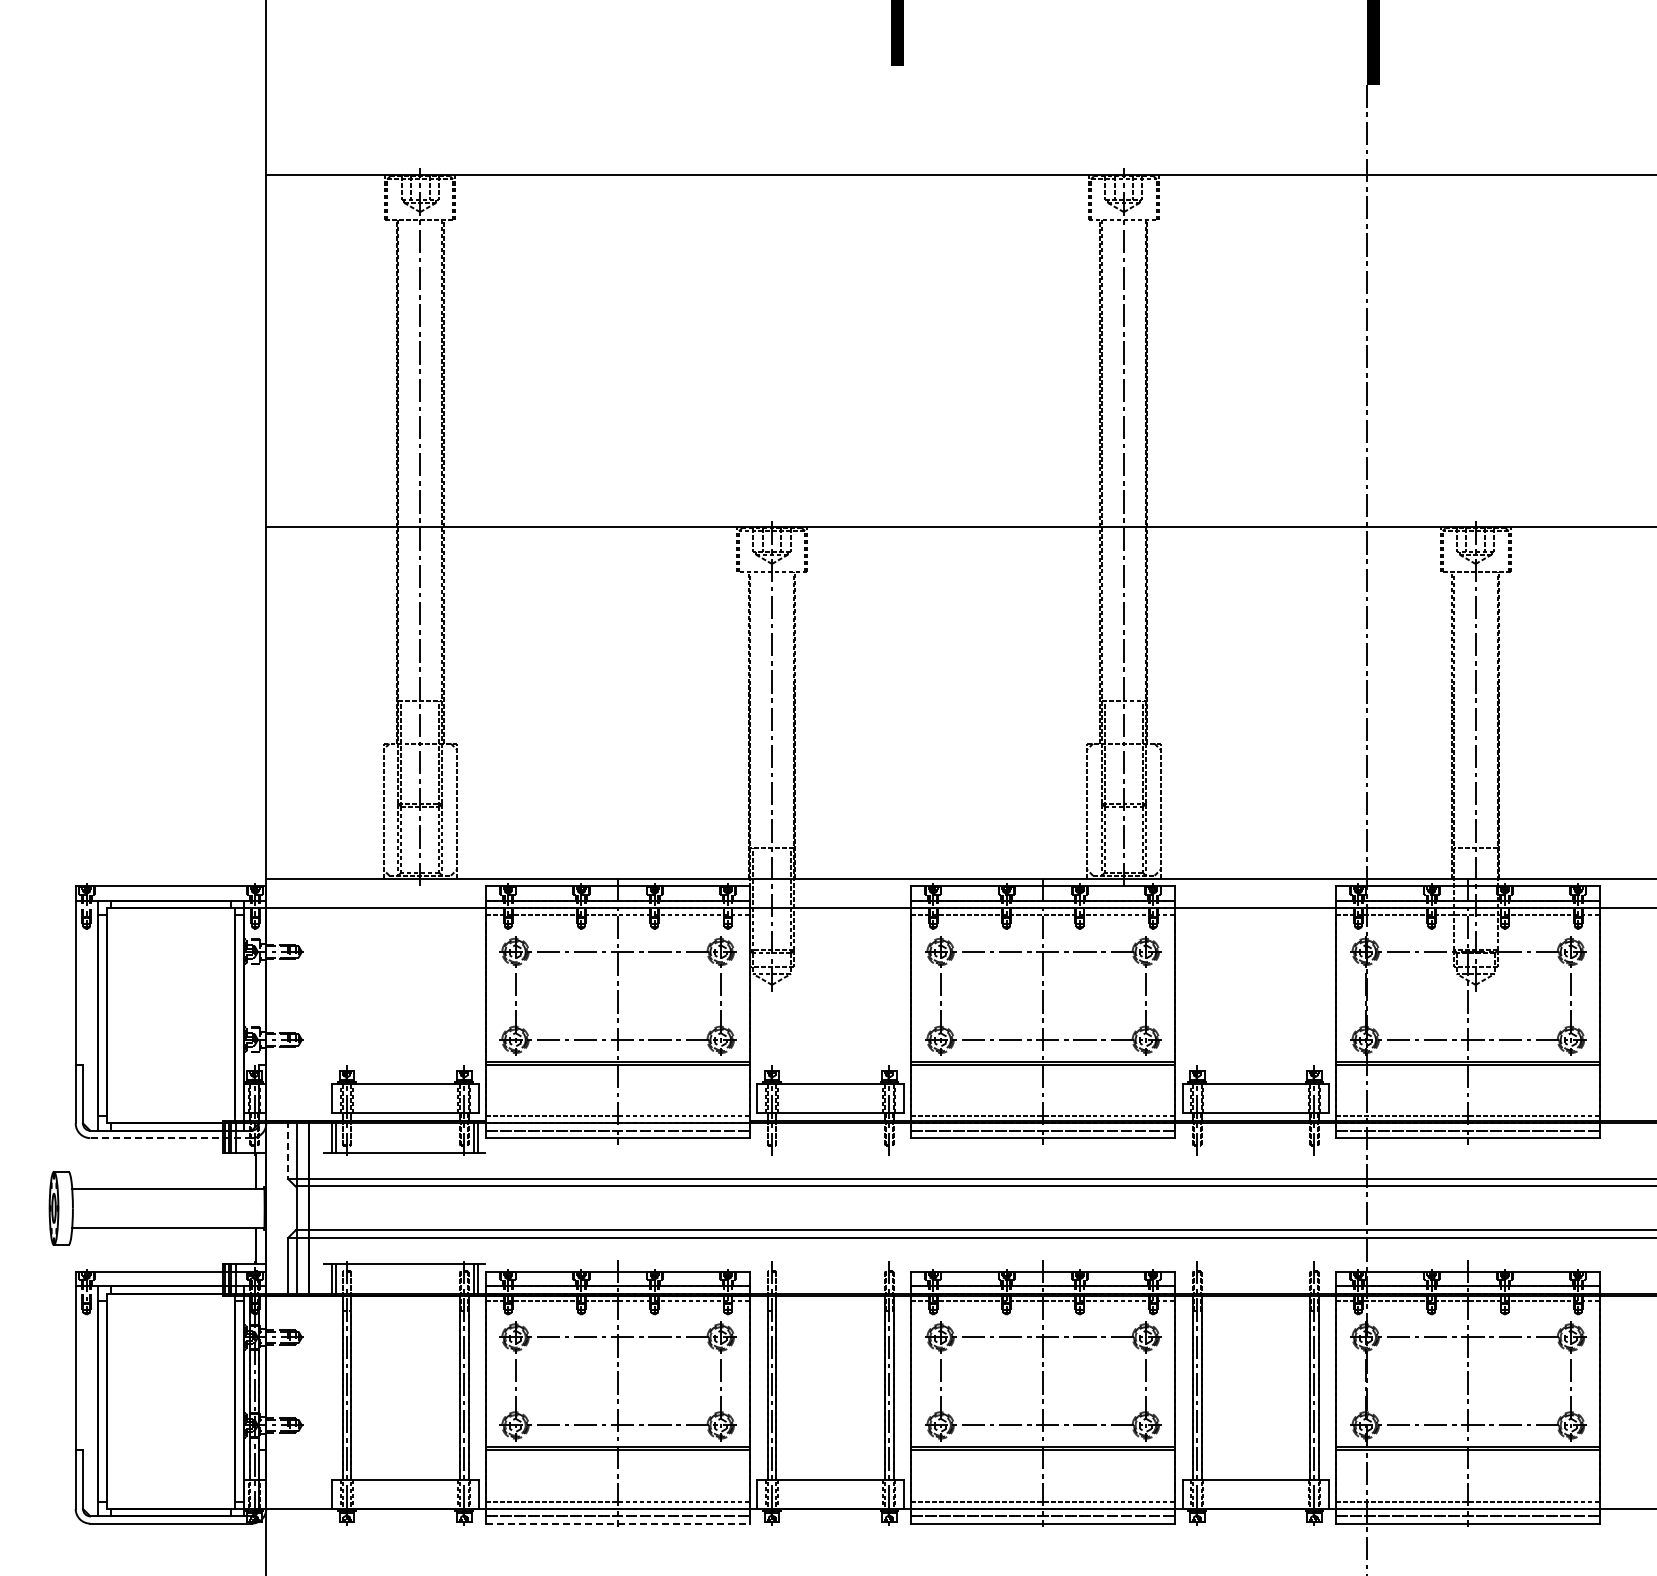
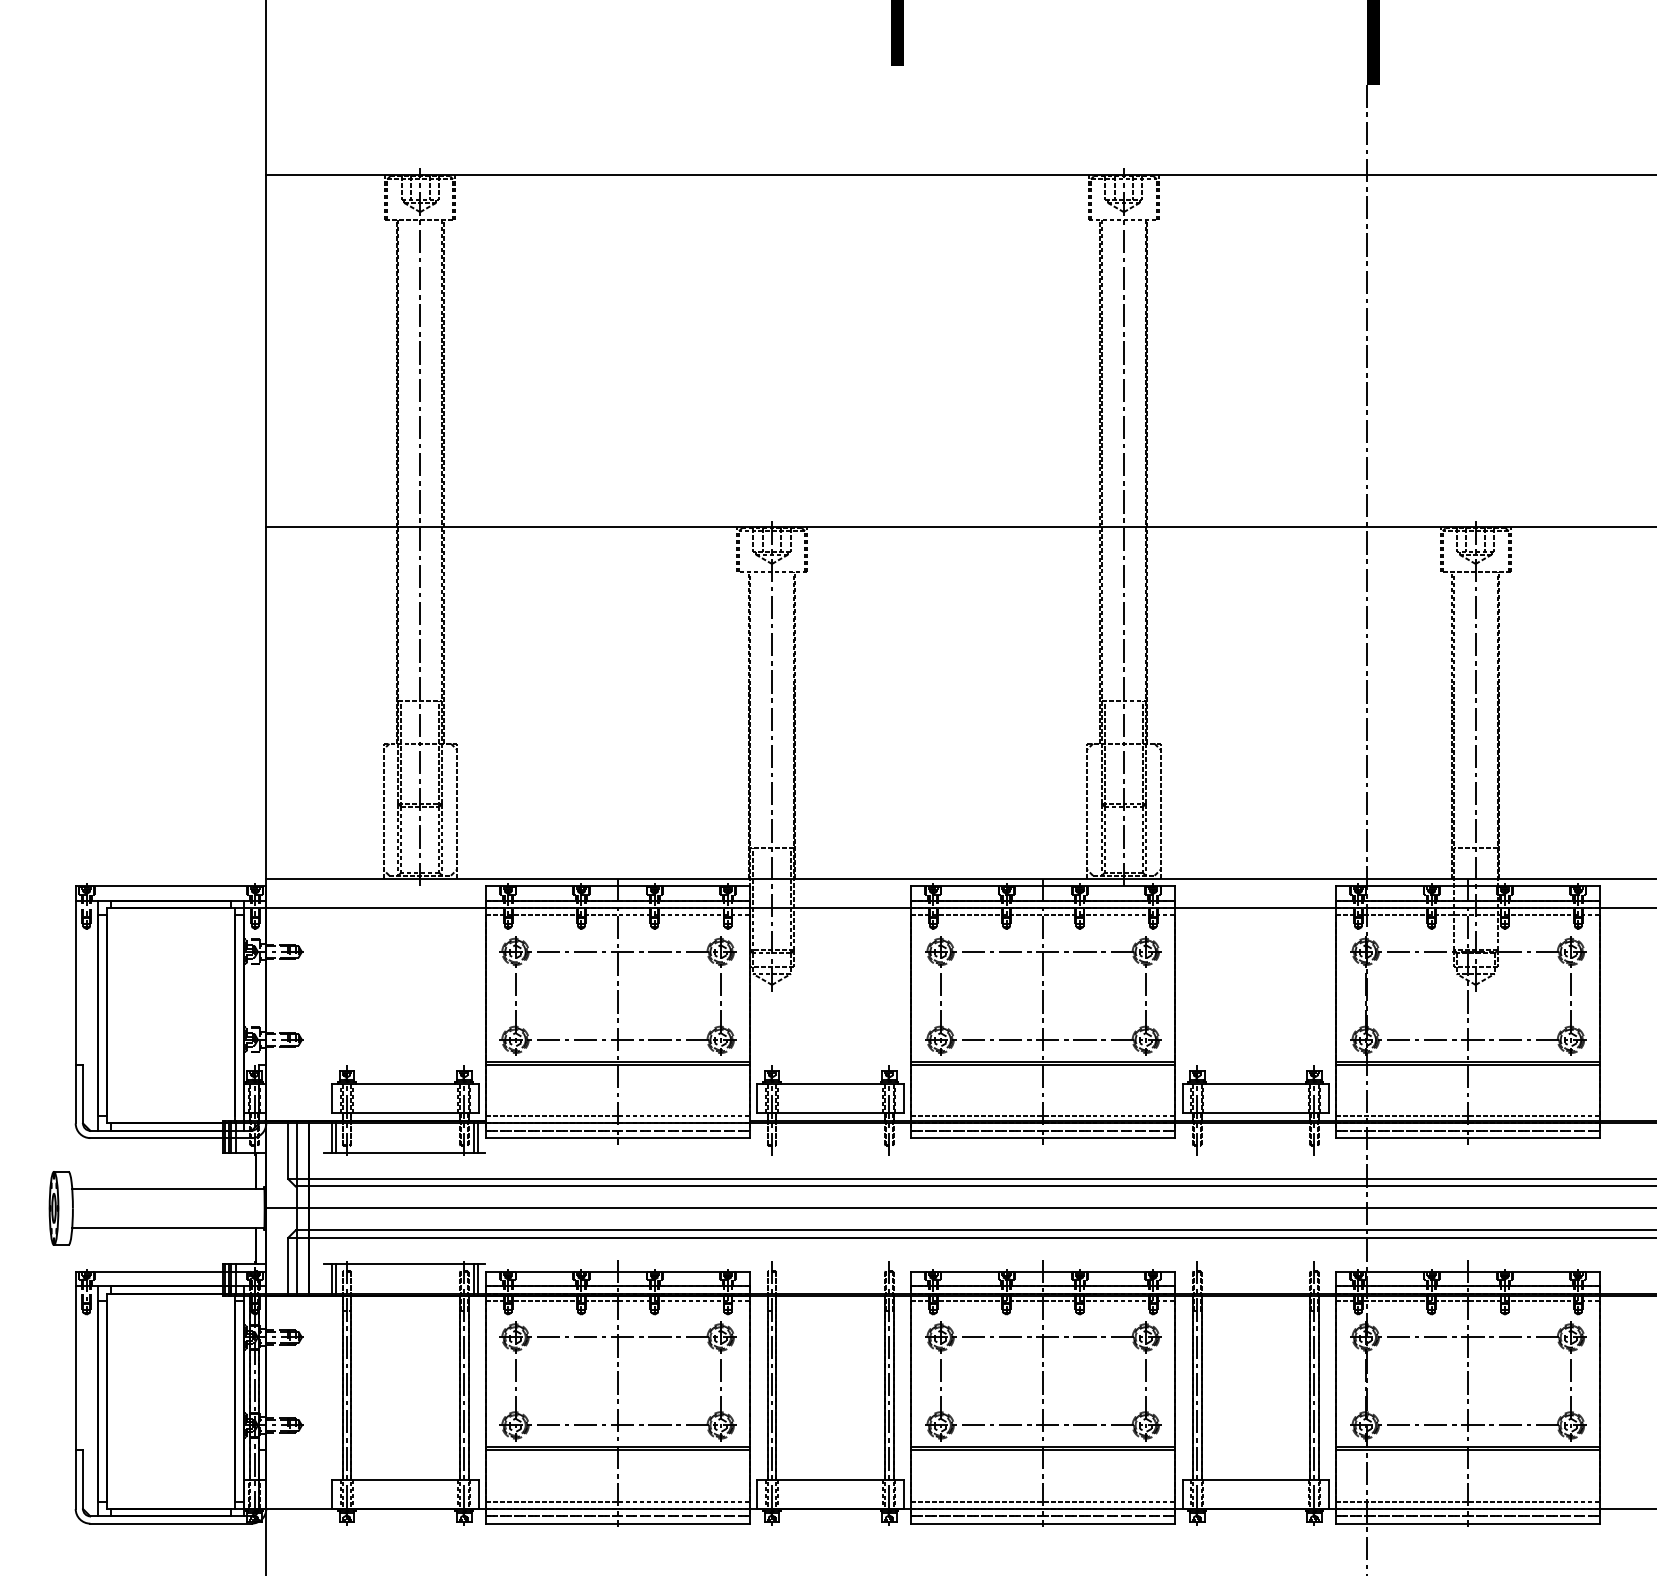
line: dashed -> solid (170, 1138)
line: dashed -> solid (288, 1150)
line: none -> present (959, 1208)
line: dashed -> solid (618, 1523)
